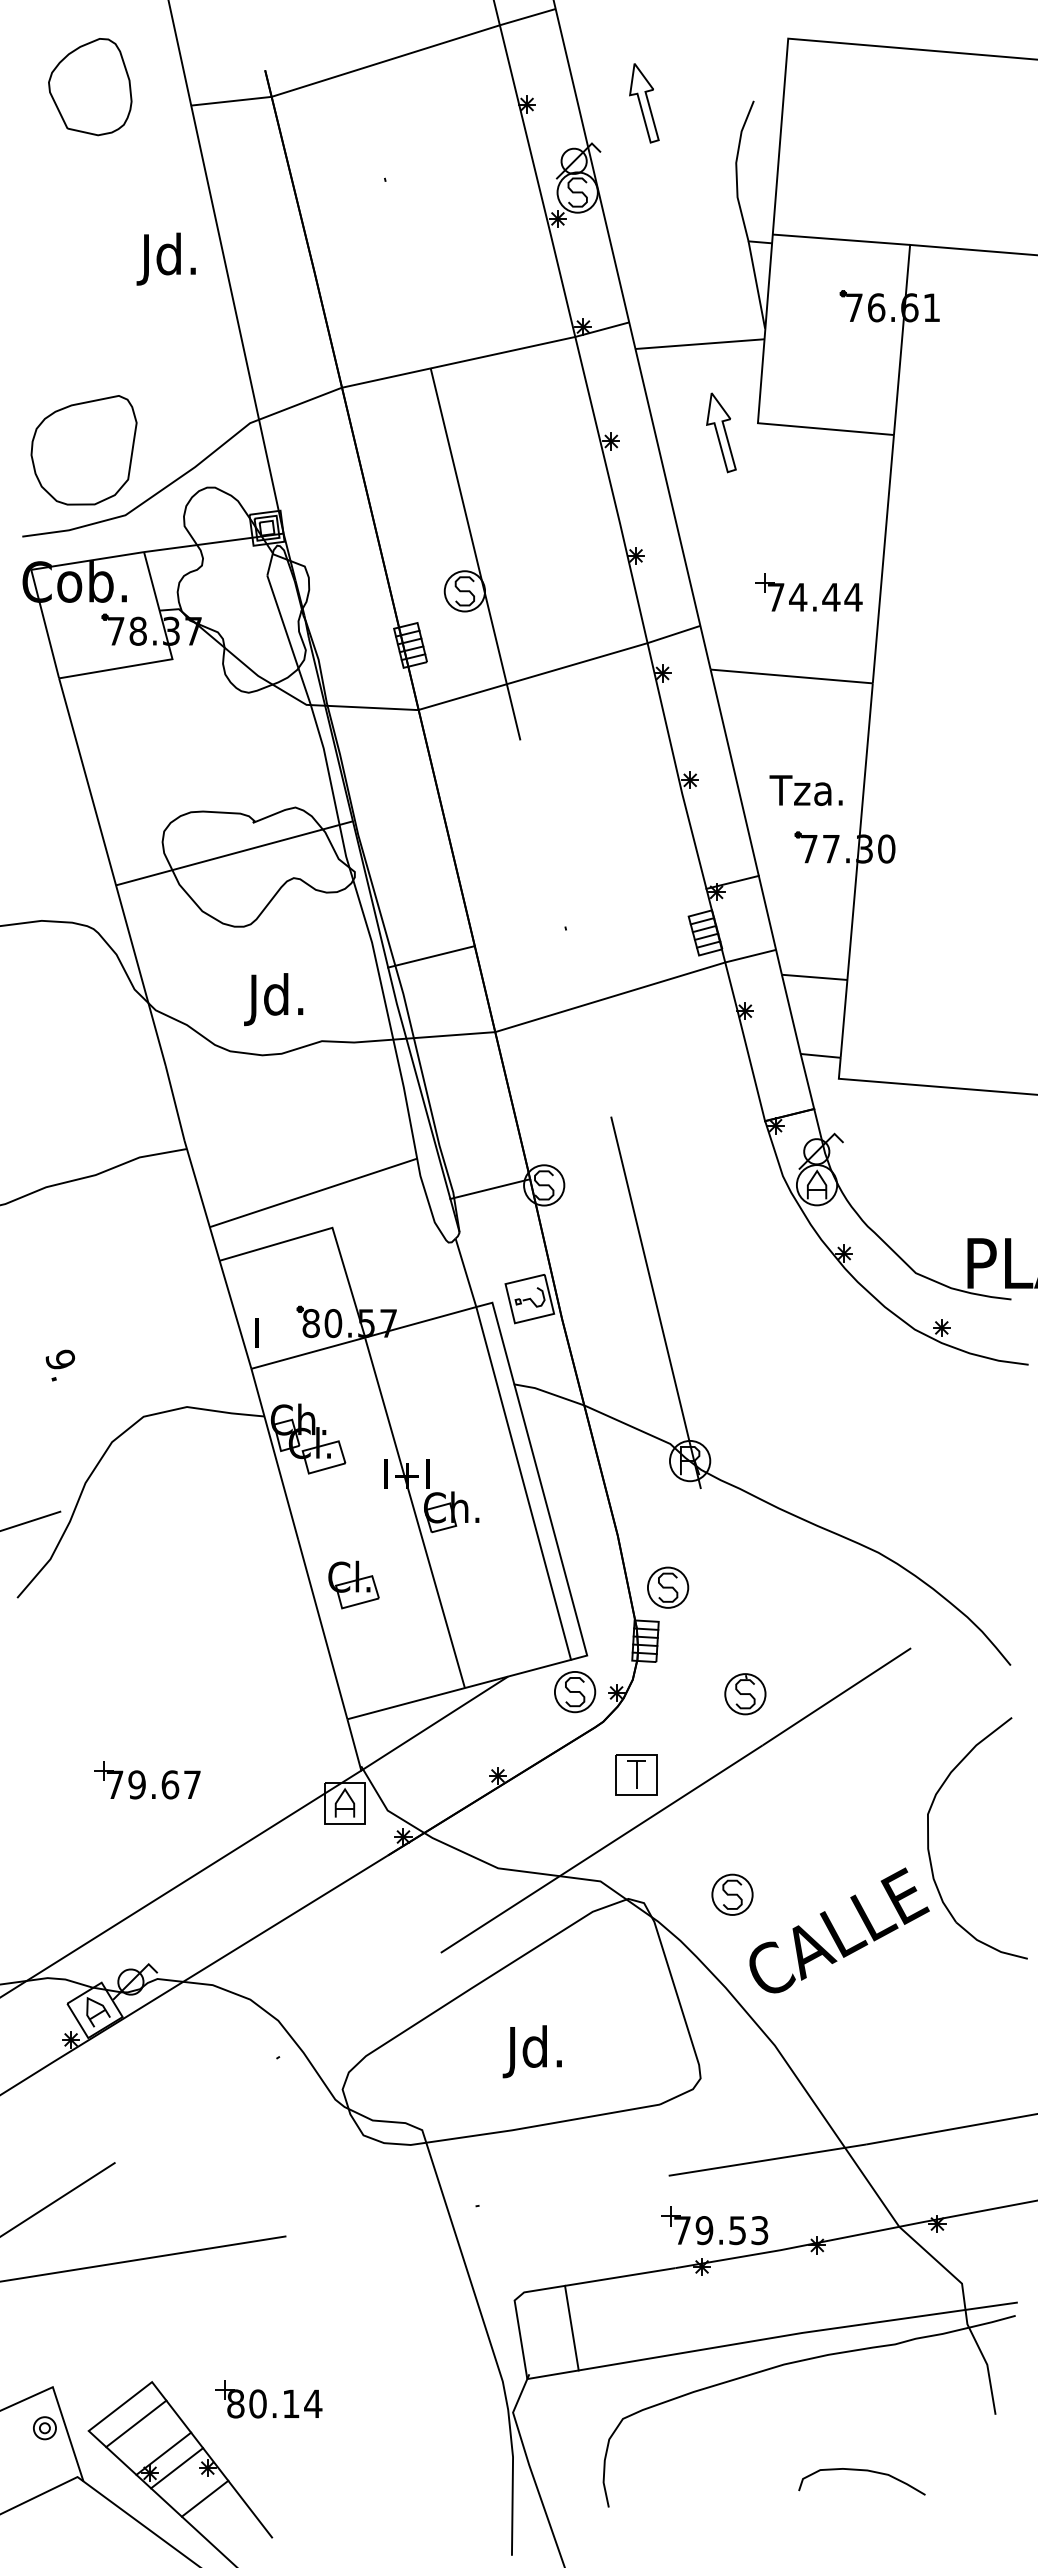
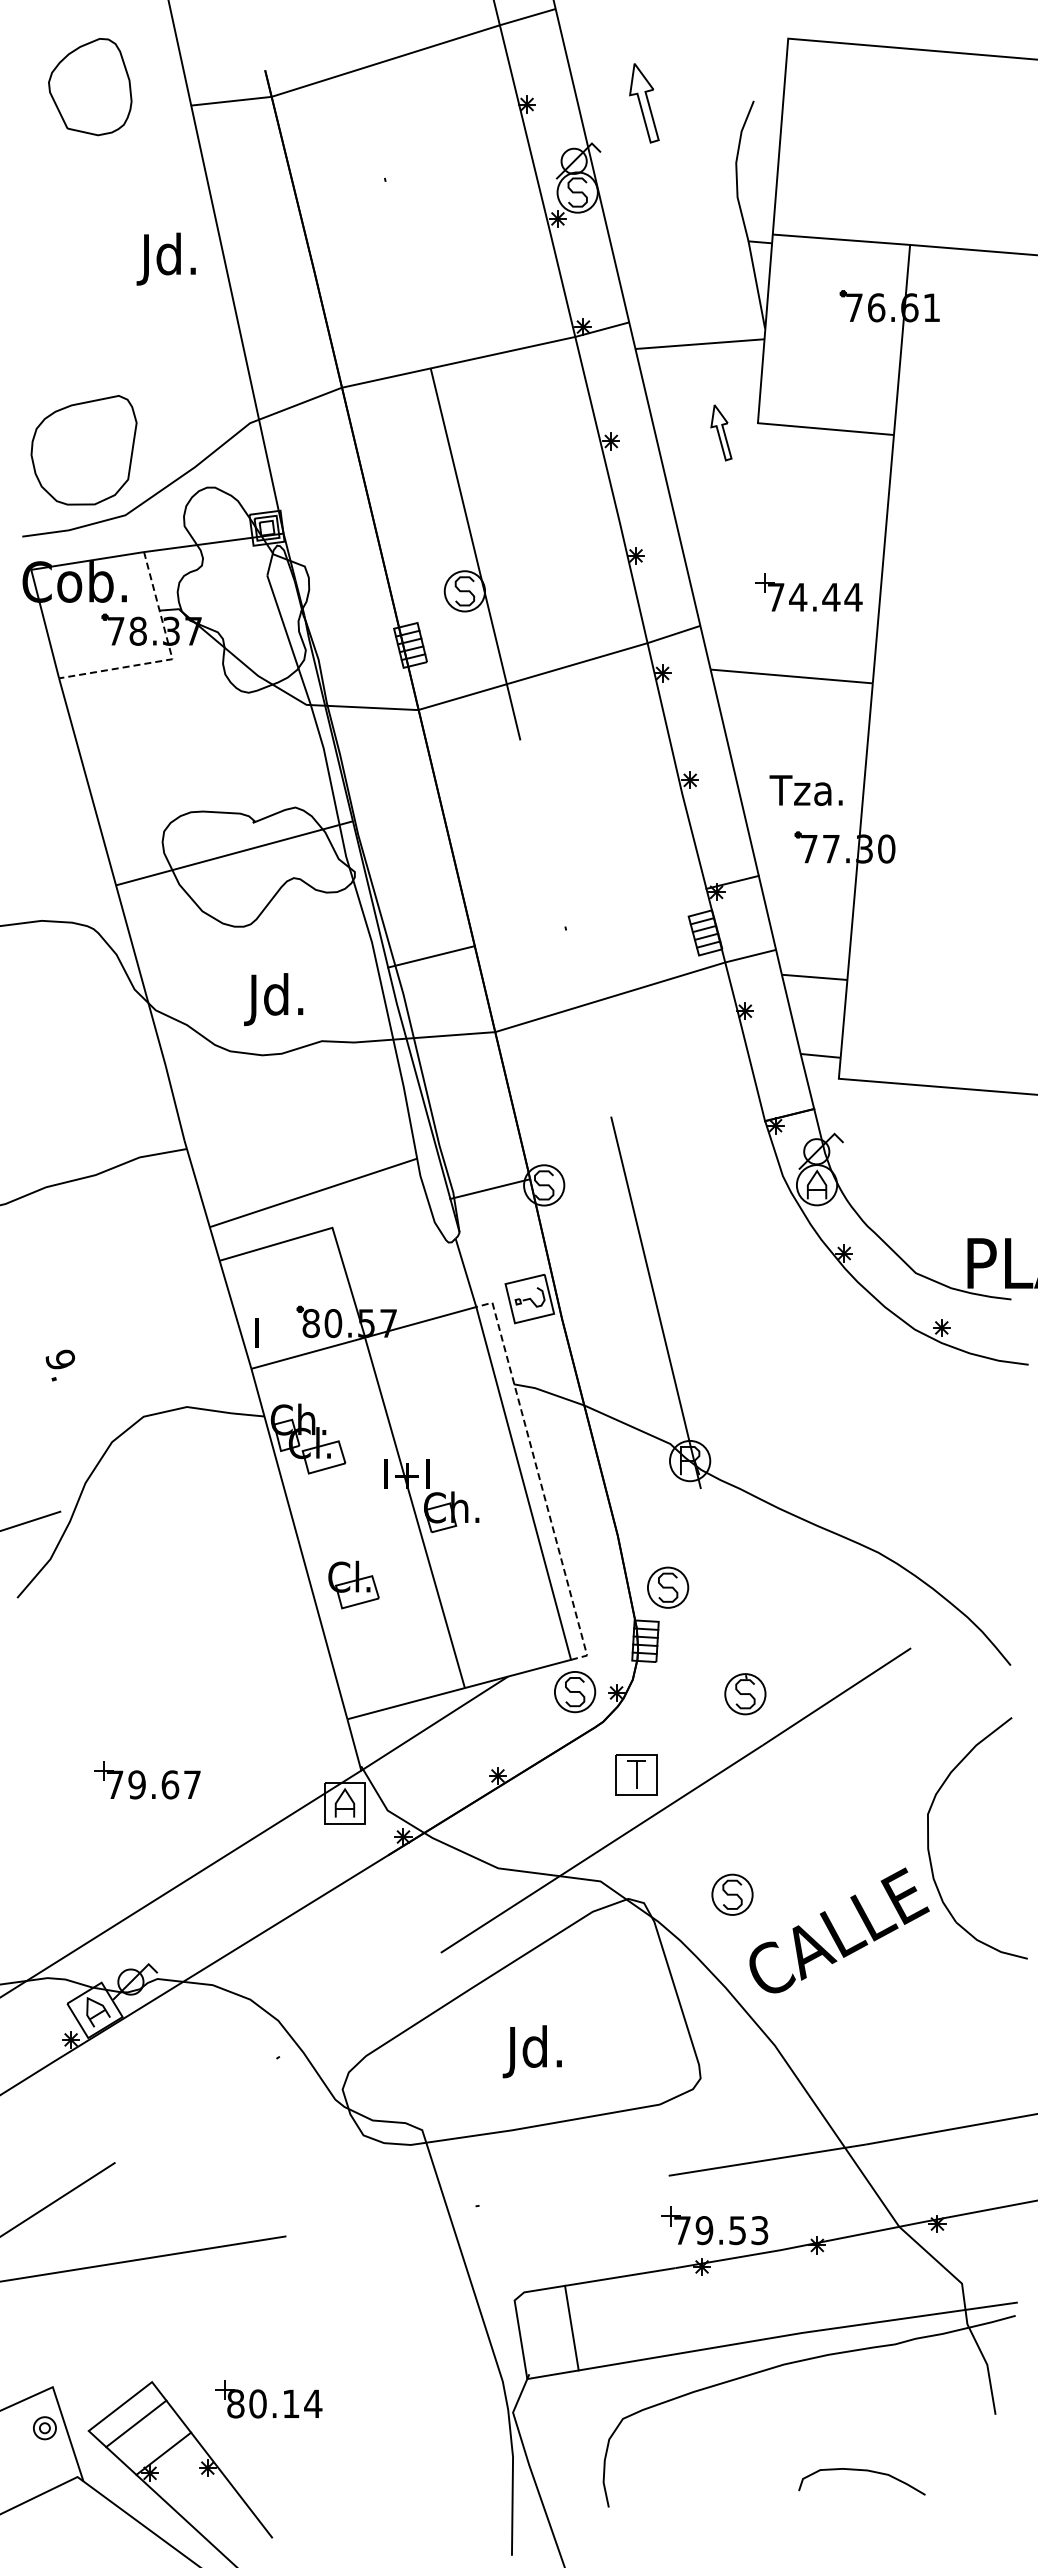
part size: 31x82 px -> 23x58 px (721, 432)
line: solid -> dashed (170, 659)
line: solid -> dashed (539, 1479)
line: present -> none (177, 2468)
line: present -> none (204, 2498)
